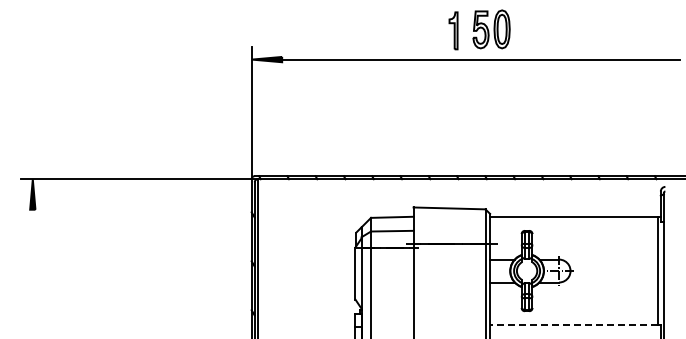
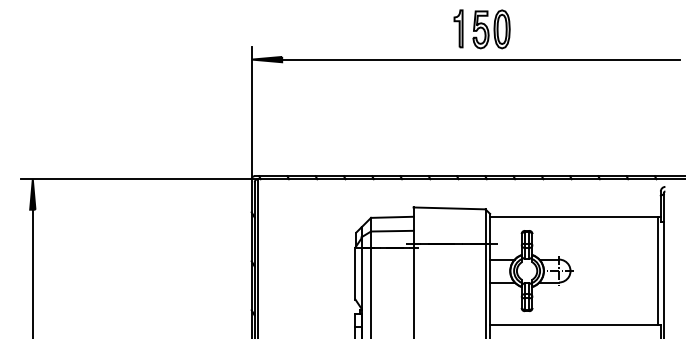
part position: (453, 30) -> (458, 28) (458, 28)
line: none -> present (32, 272)
line: dashed -> solid (573, 324)
